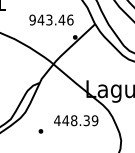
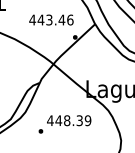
text: 943.46 -> 443.46 (32, 19)
text position: (76, 120) -> (69, 120) (69, 120)
